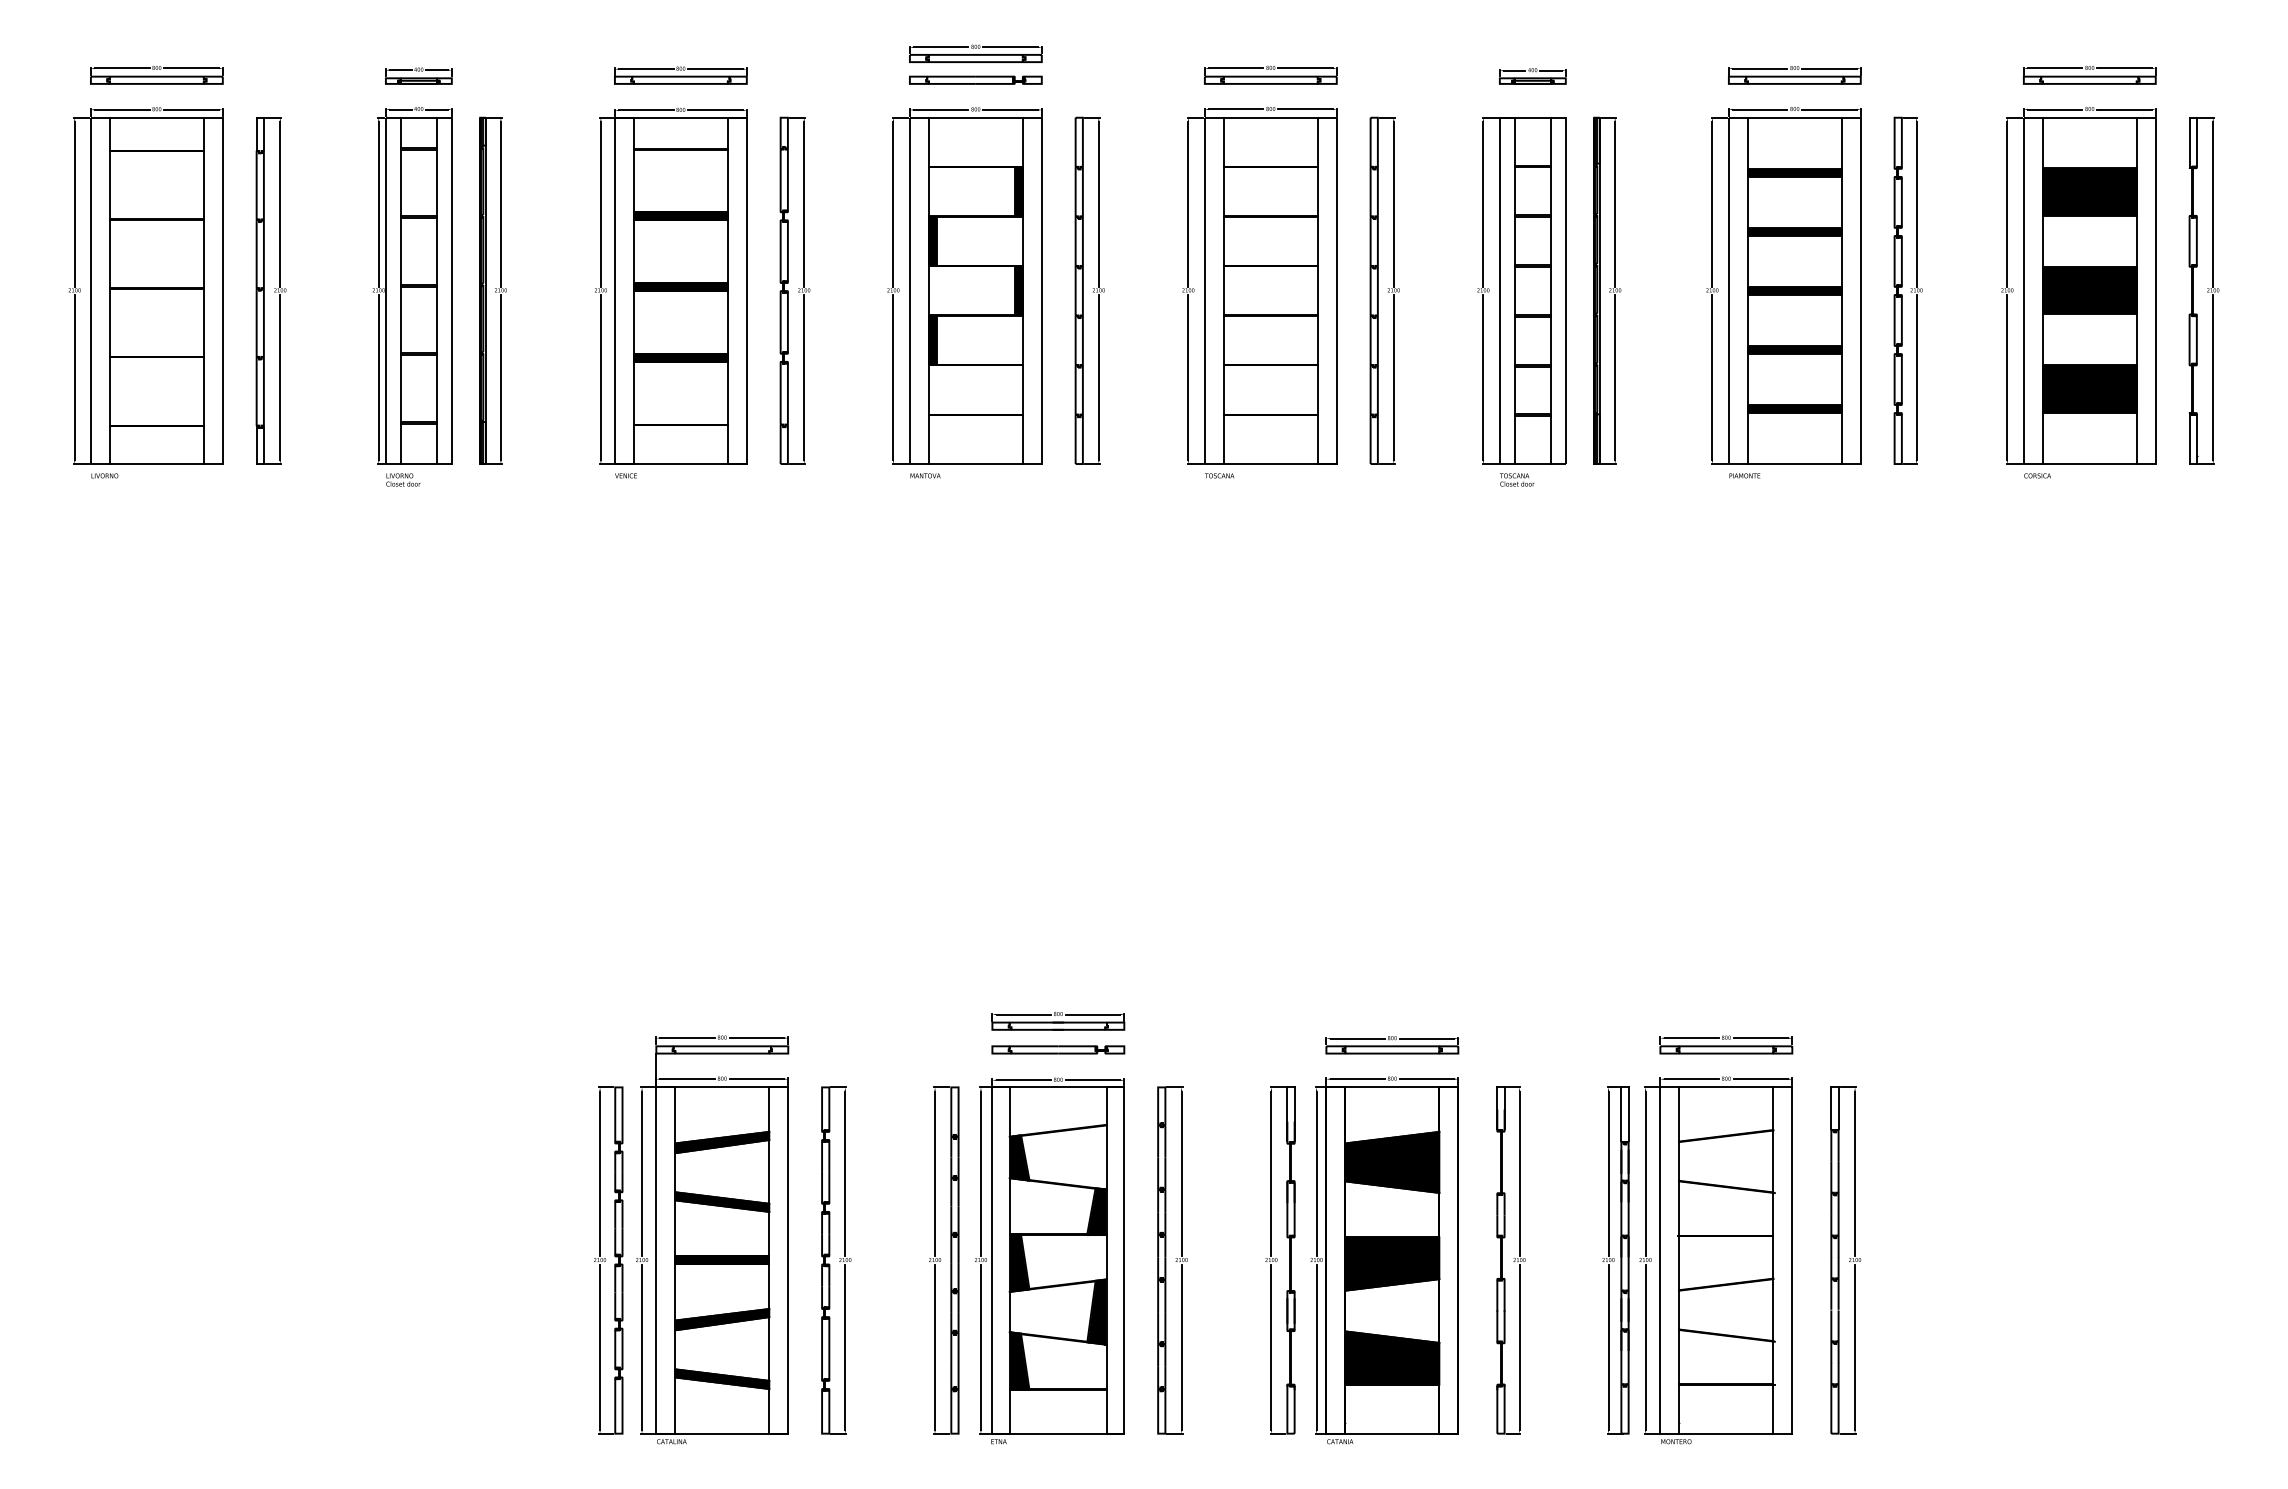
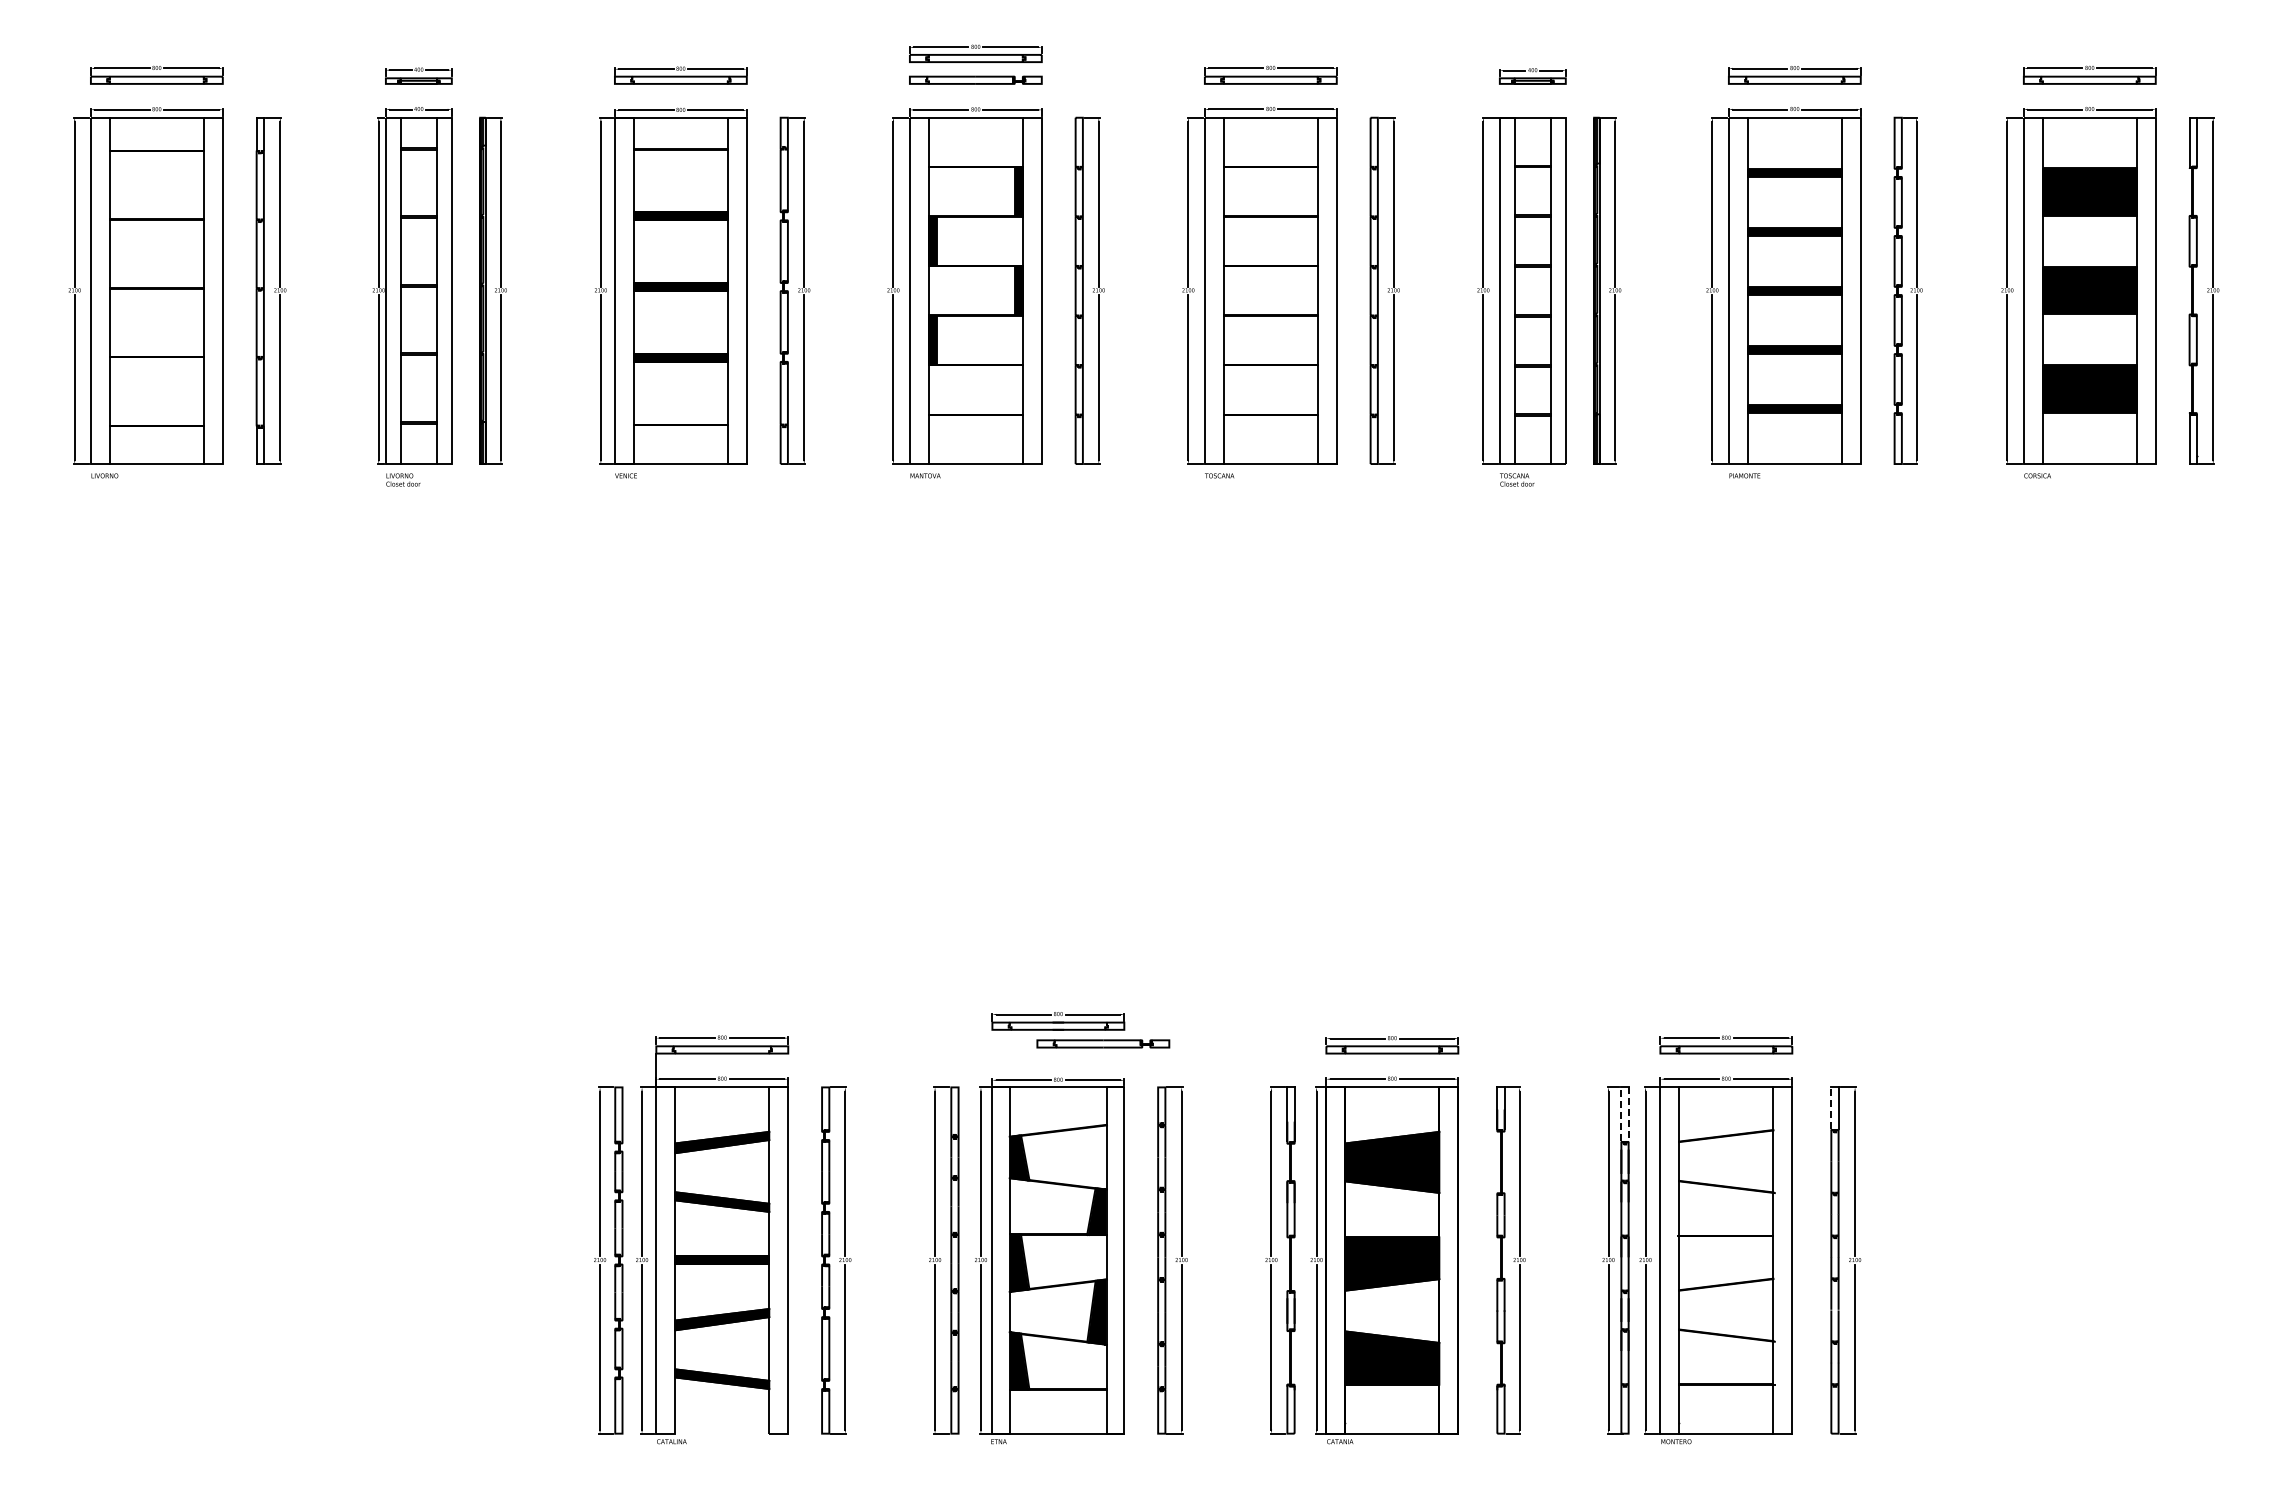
part position: (1058, 1049) -> (1103, 1043) (1103, 1043)
line: solid -> dashed (1831, 1108)
line: solid -> dashed (1621, 1114)
line: solid -> dashed (1628, 1114)
line: present -> none (722, 1433)
